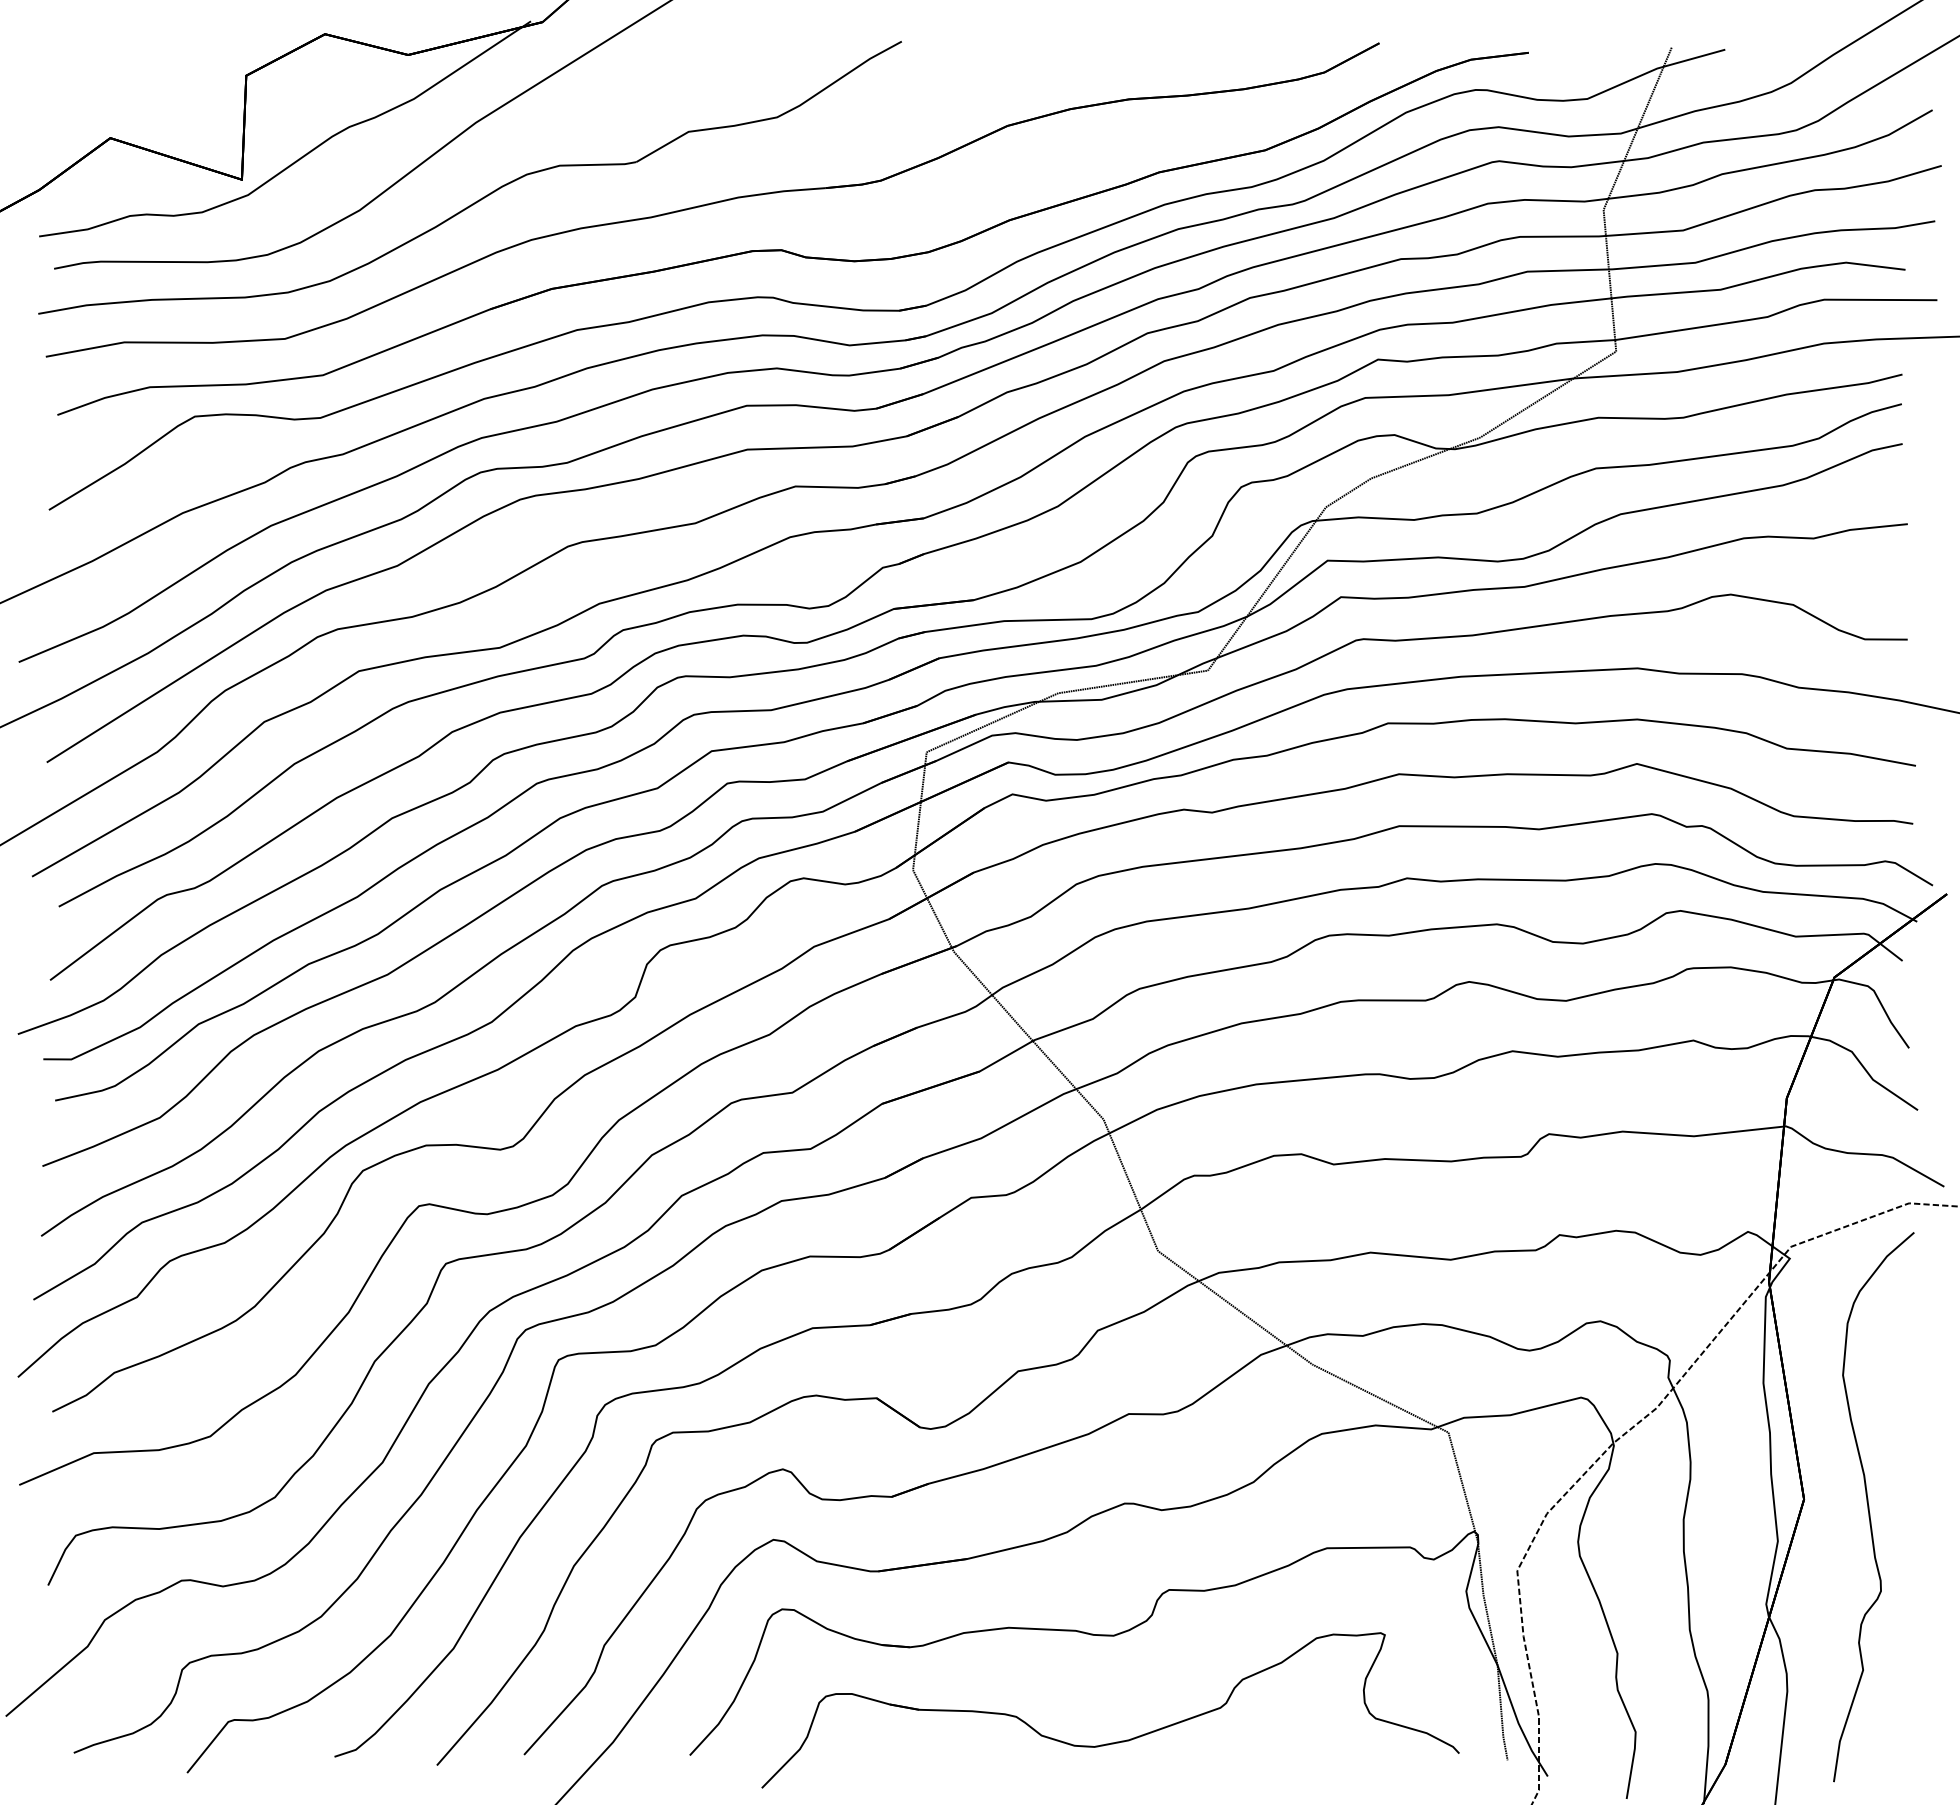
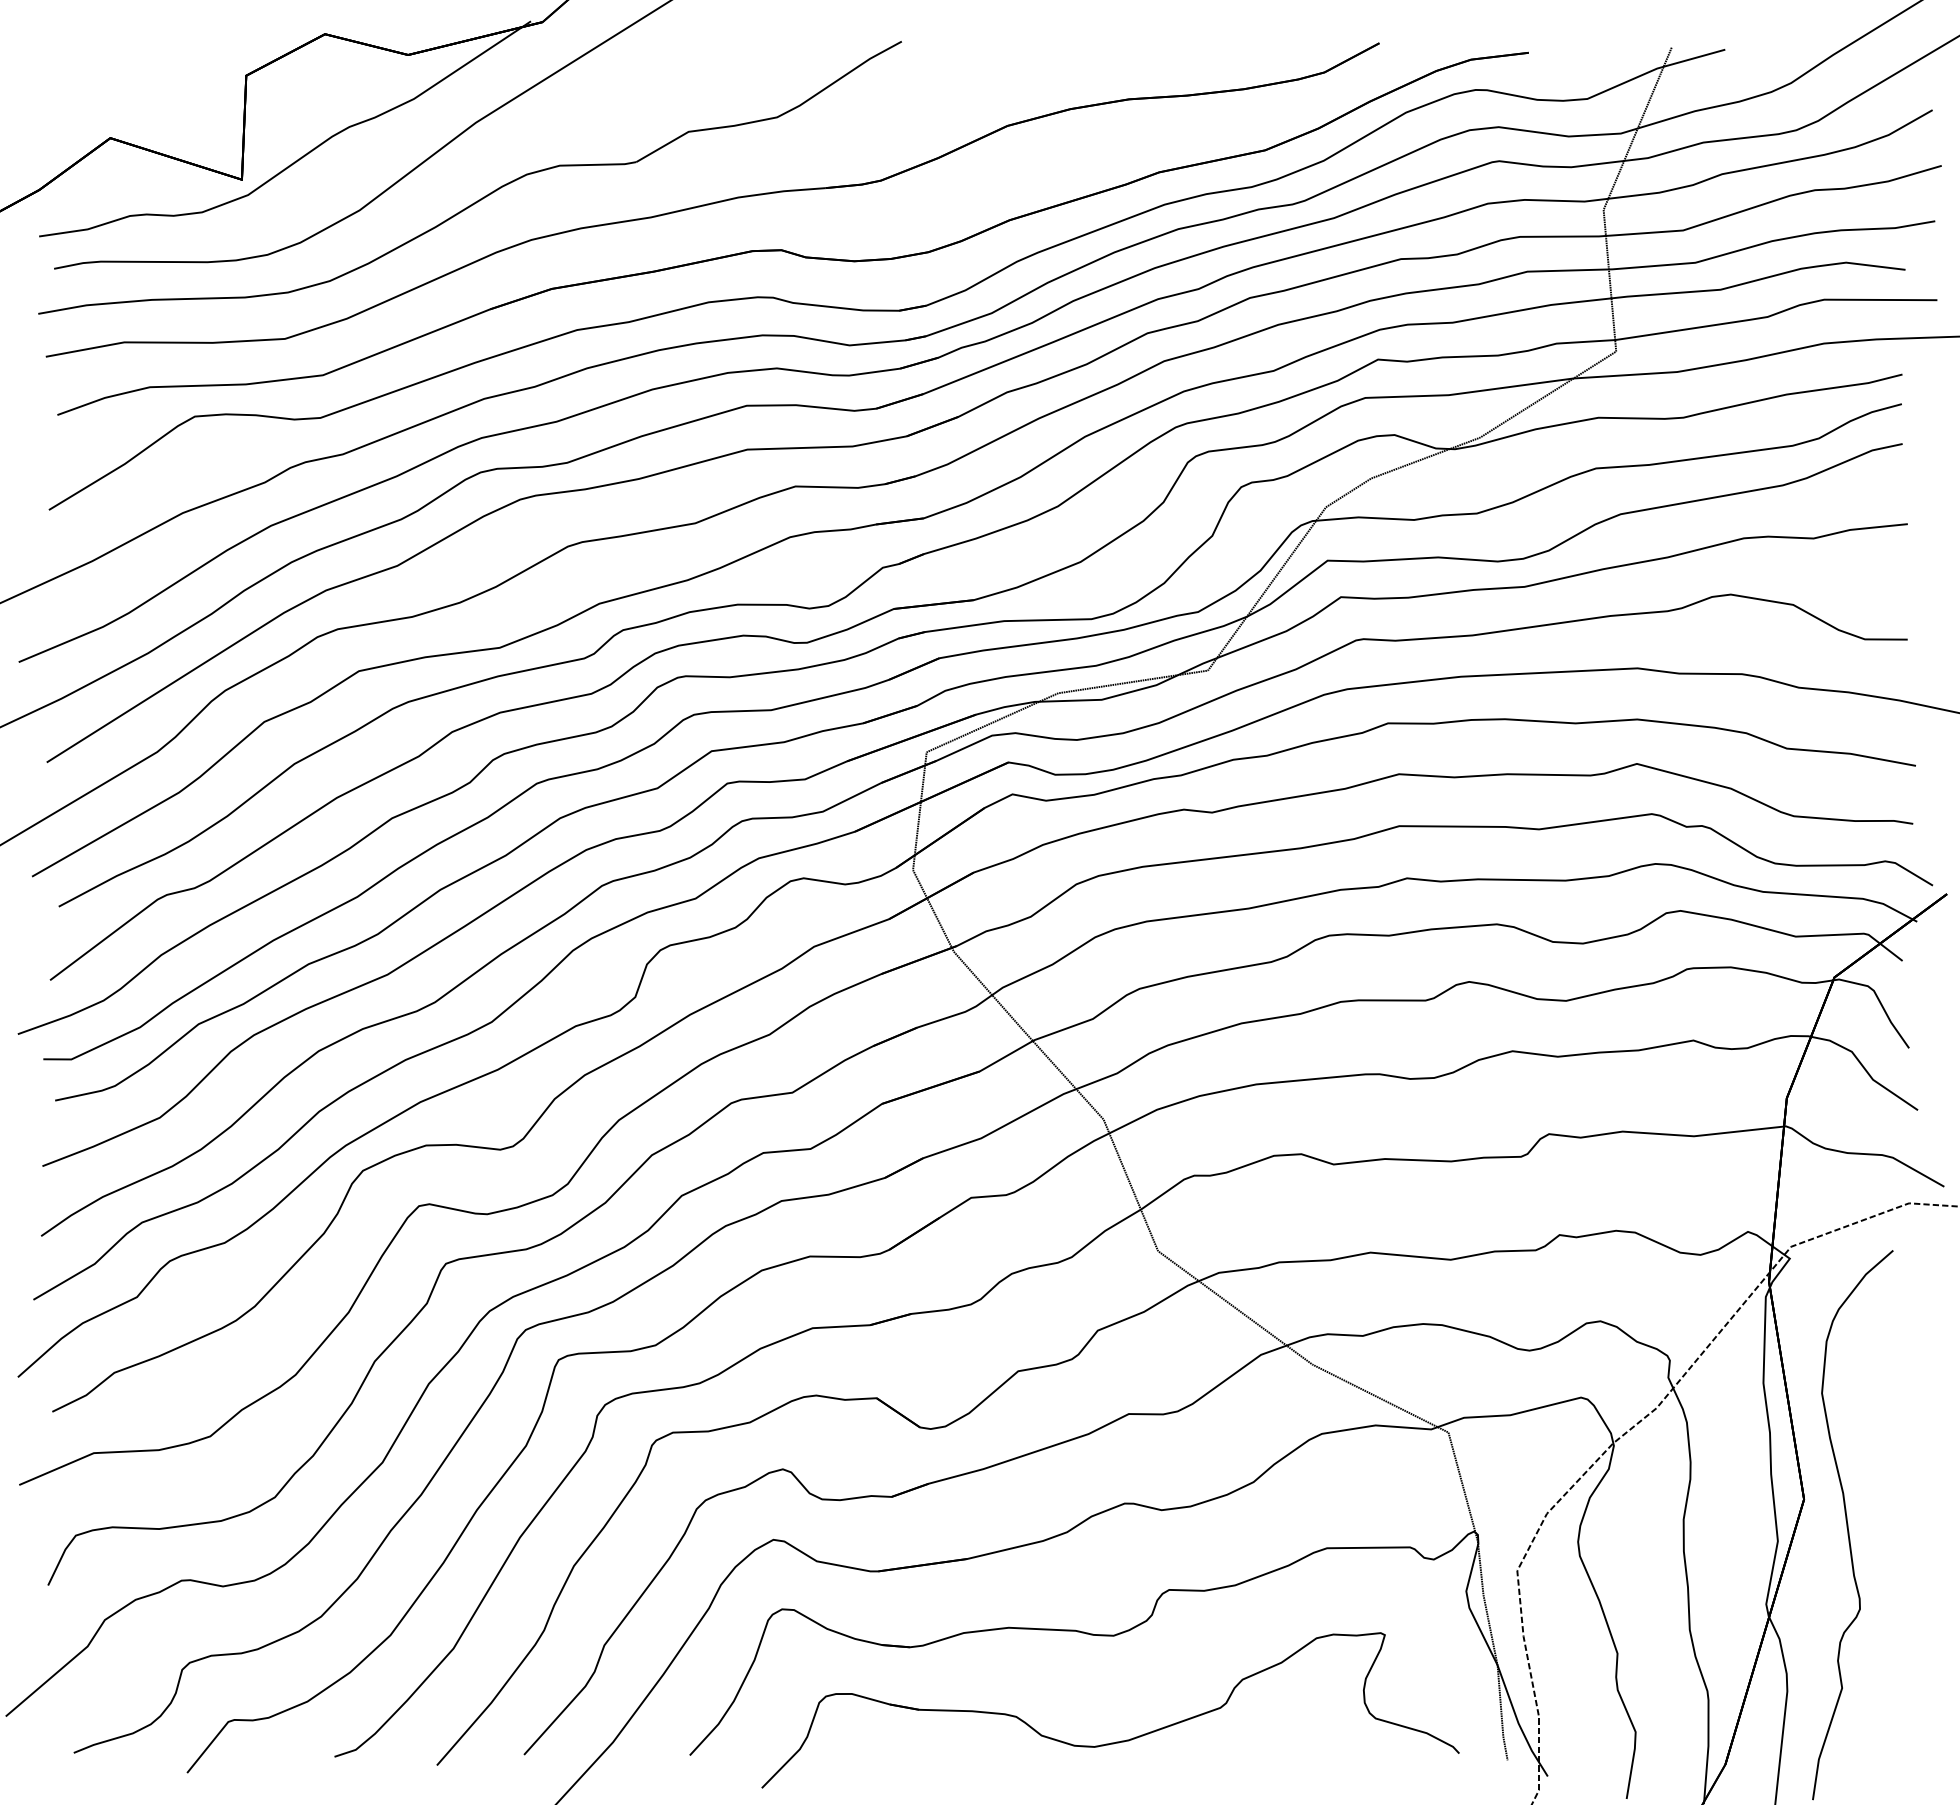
curve position: (1869, 1507) -> (1848, 1525) (1848, 1525)
